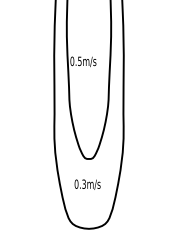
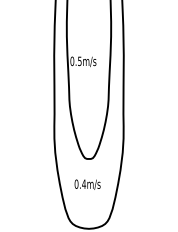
text: 0.3m/s -> 0.4m/s (84, 183)
